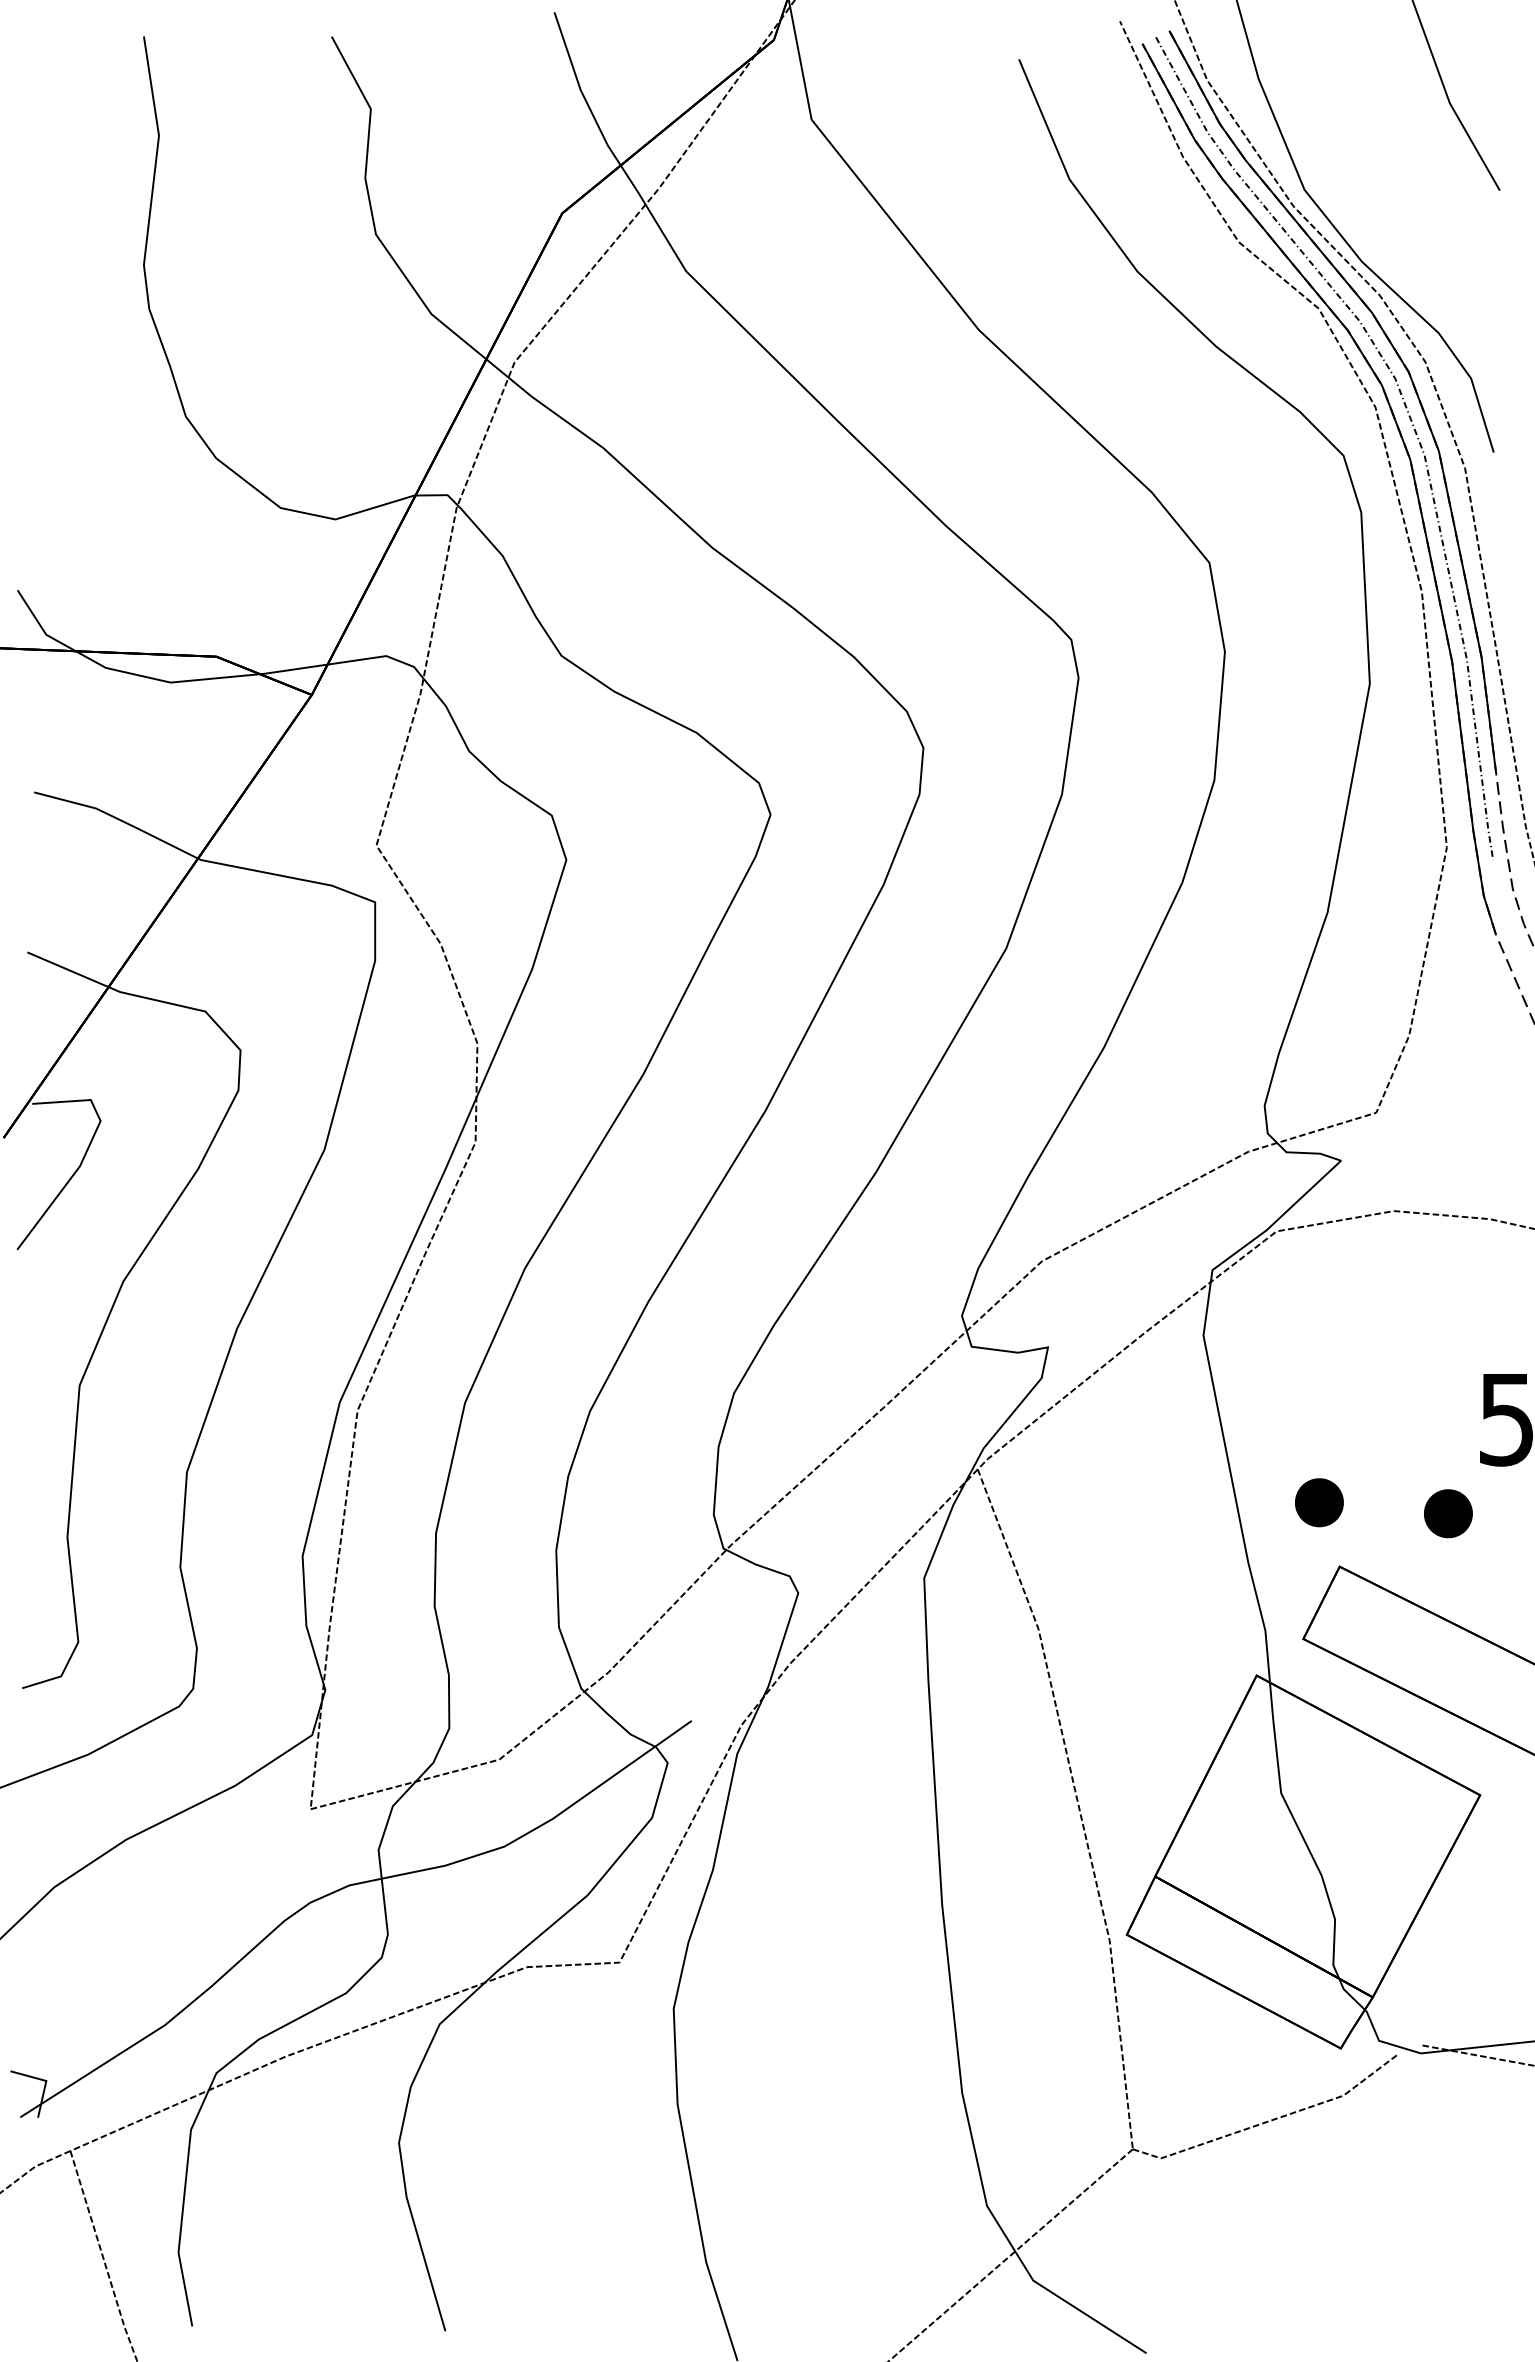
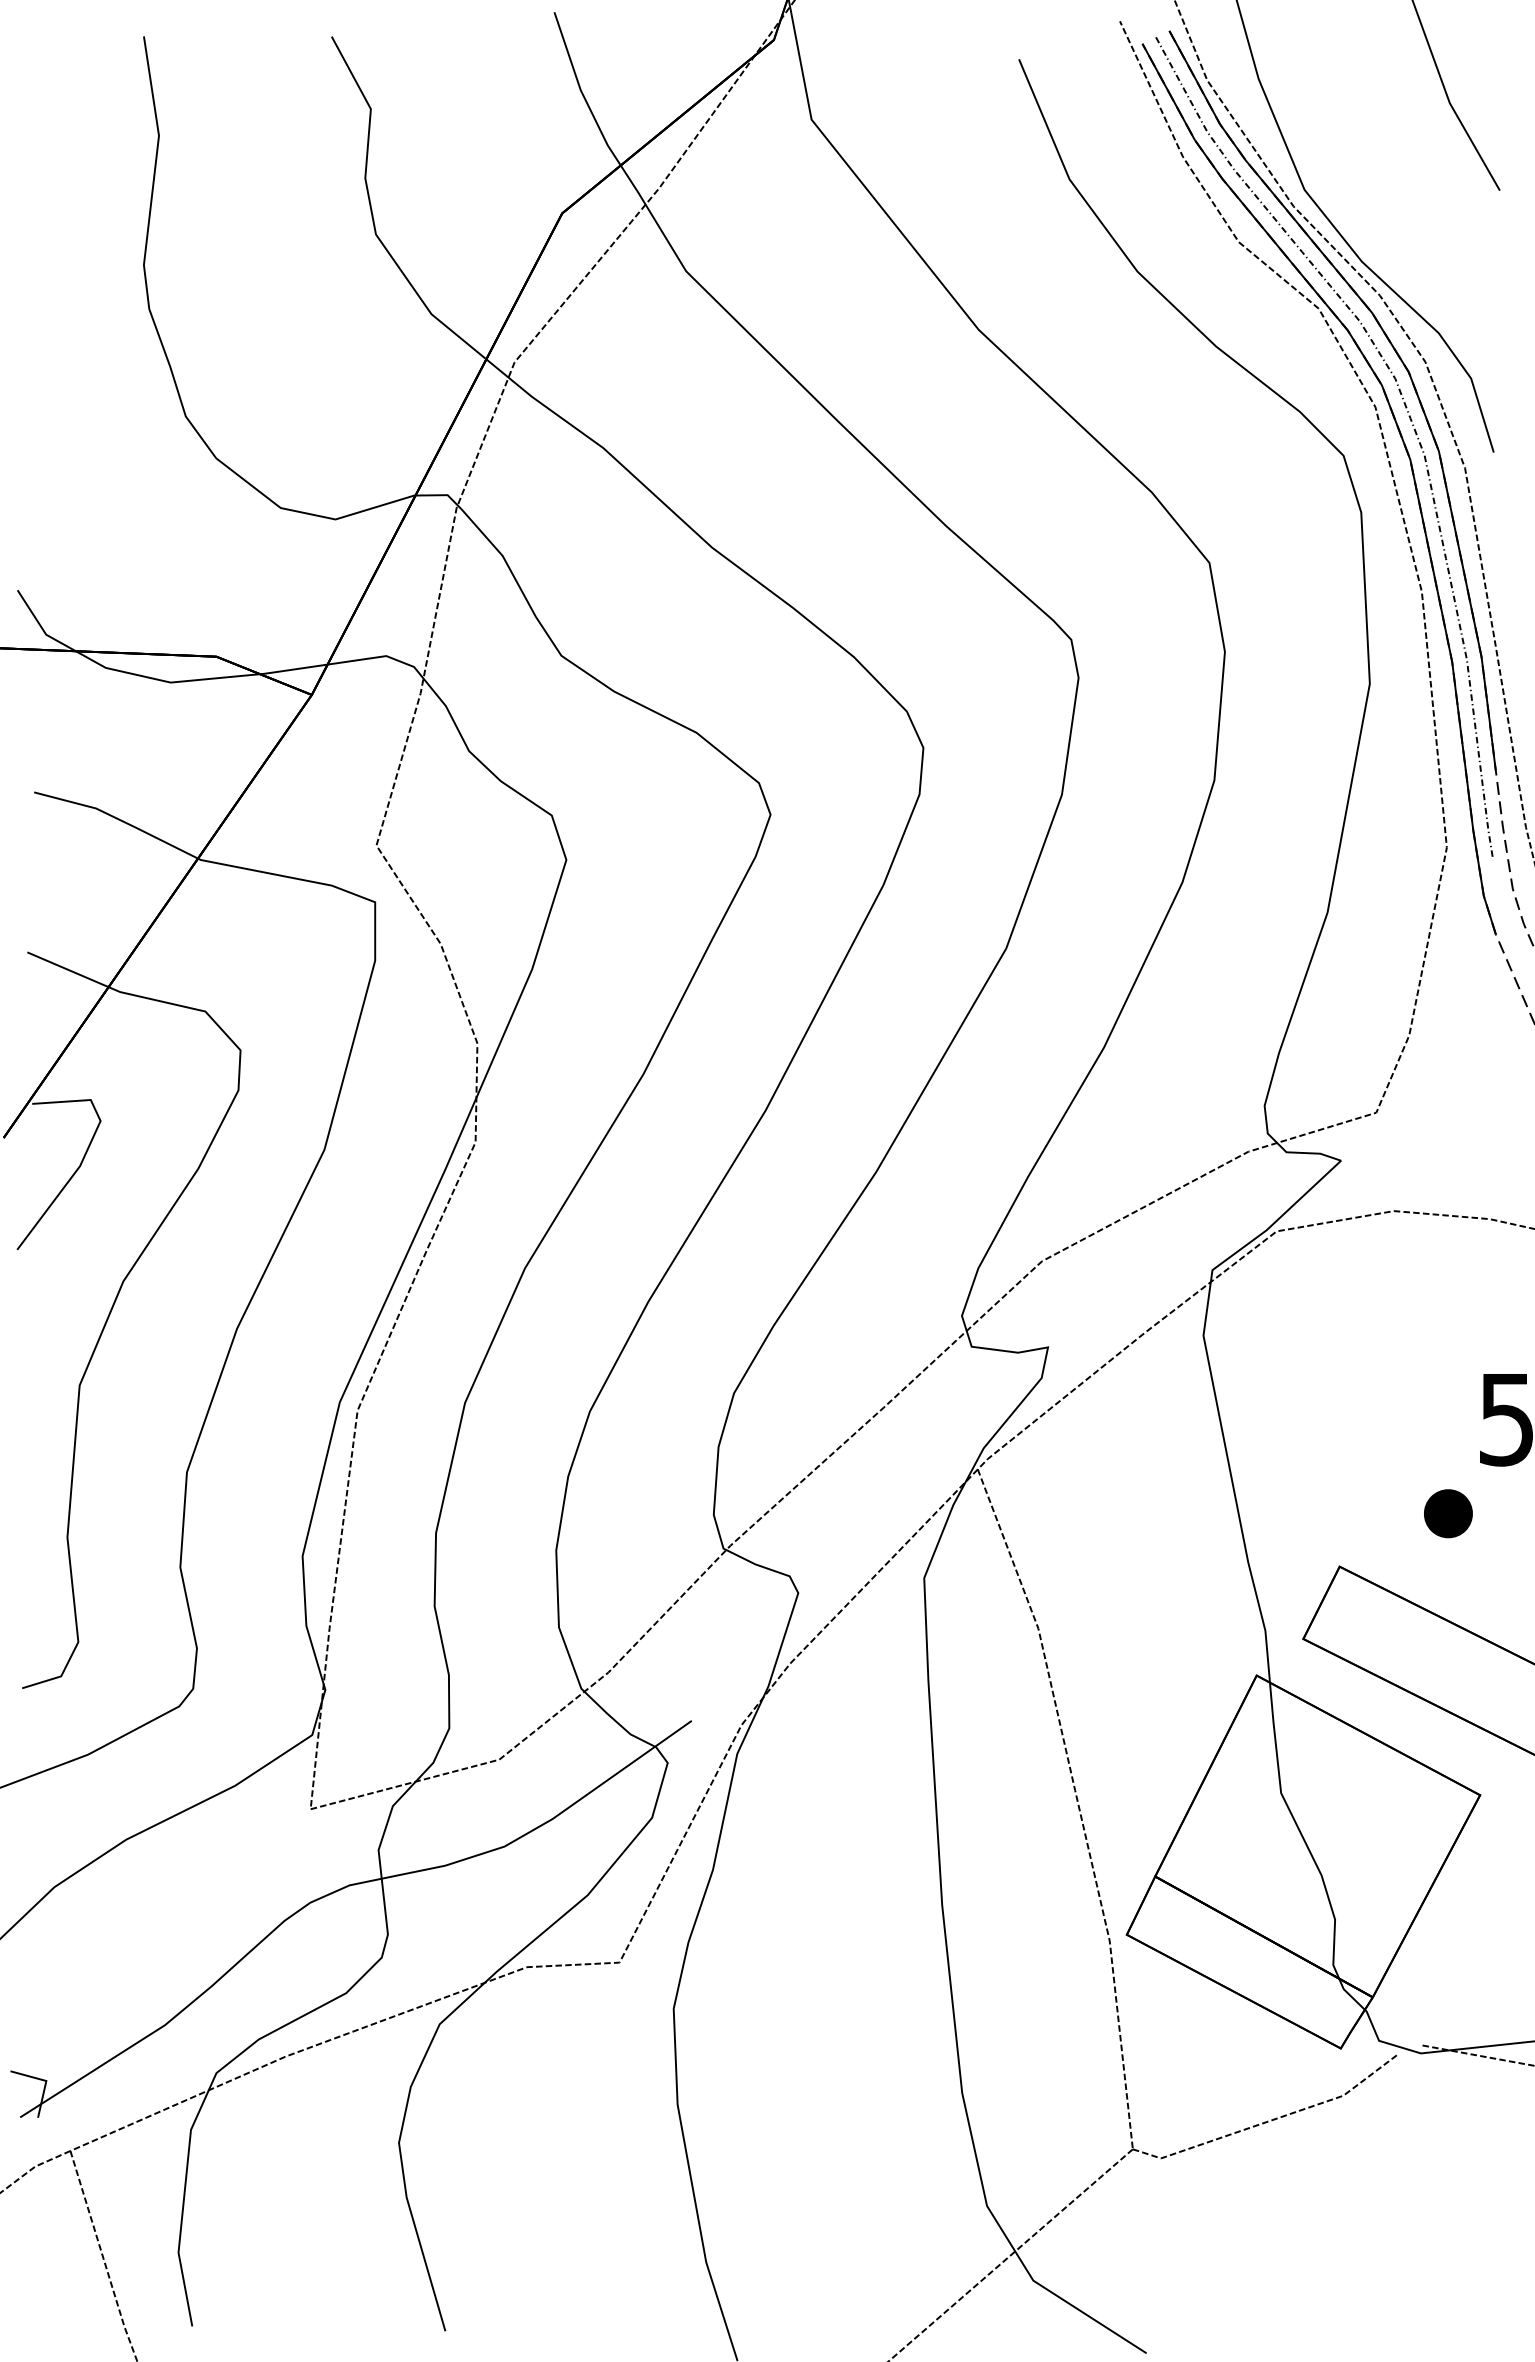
part: present -> none (1319, 1502)
